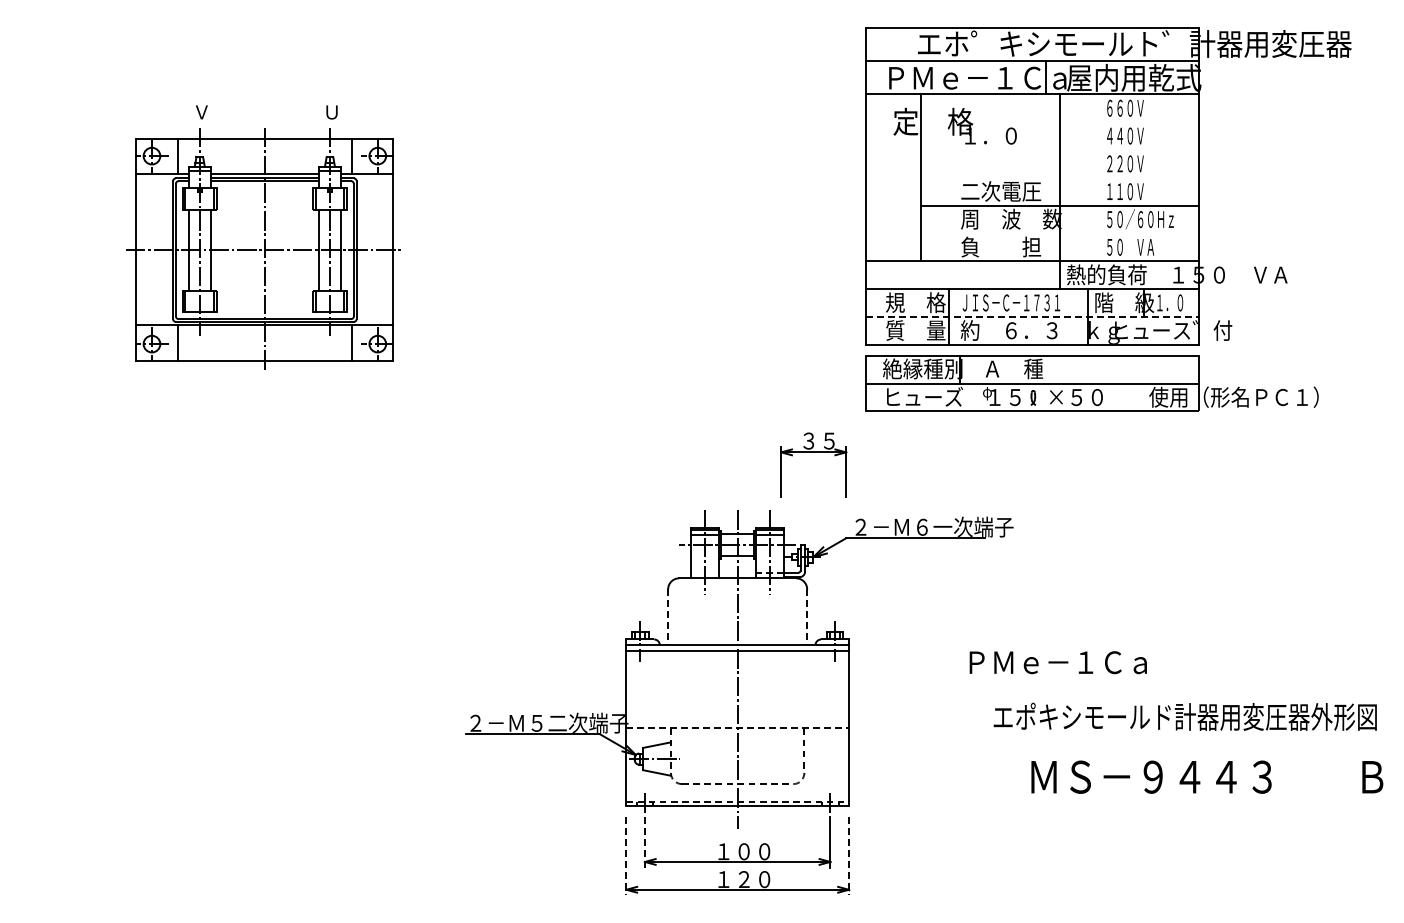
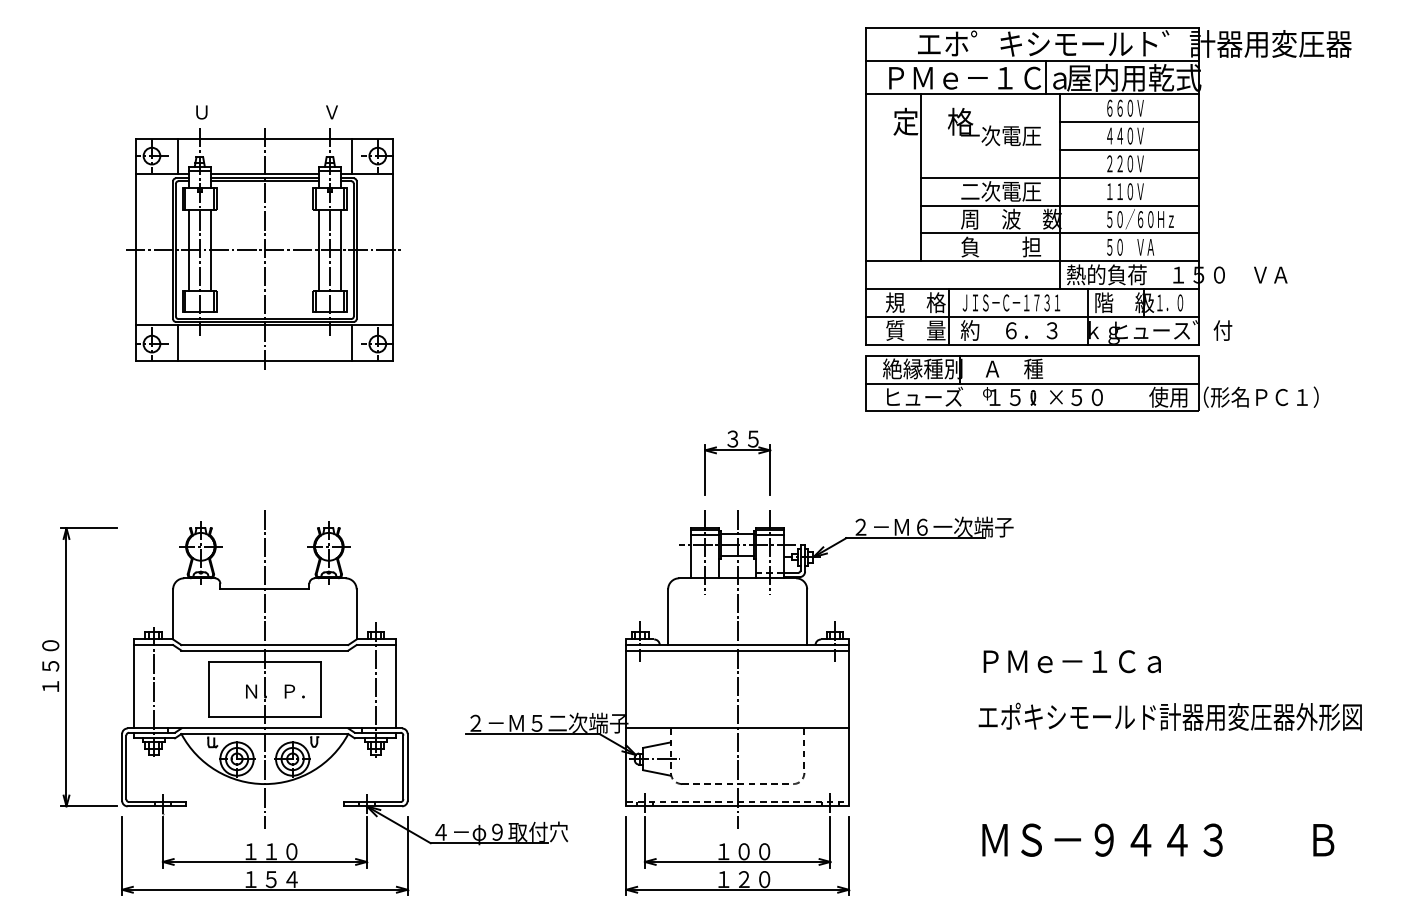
text: Ｖ -> Ｕ (201, 112)
text: Ｕ -> Ｖ (331, 112)
line: none -> present (1129, 122)
text: １．０ -> 一次電圧 (1001, 135)
line: none -> present (1129, 150)
line: none -> present (1060, 177)
line: none -> present (1060, 233)
line: dashed -> solid (1032, 316)
part position: (813, 452) -> (737, 450) (737, 450)
line: dashed -> solid (668, 617)
line: dashed -> solid (807, 617)
text position: (1057, 662) -> (1071, 661) (1071, 661)
part: none -> present (304, 702)
text position: (1184, 716) -> (1169, 716) (1169, 716)
line: dashed -> solid (738, 728)
text position: (1207, 776) -> (1158, 839) (1158, 839)
line: dashed -> solid (644, 842)
line: dashed -> solid (626, 856)
line: dashed -> solid (848, 856)
